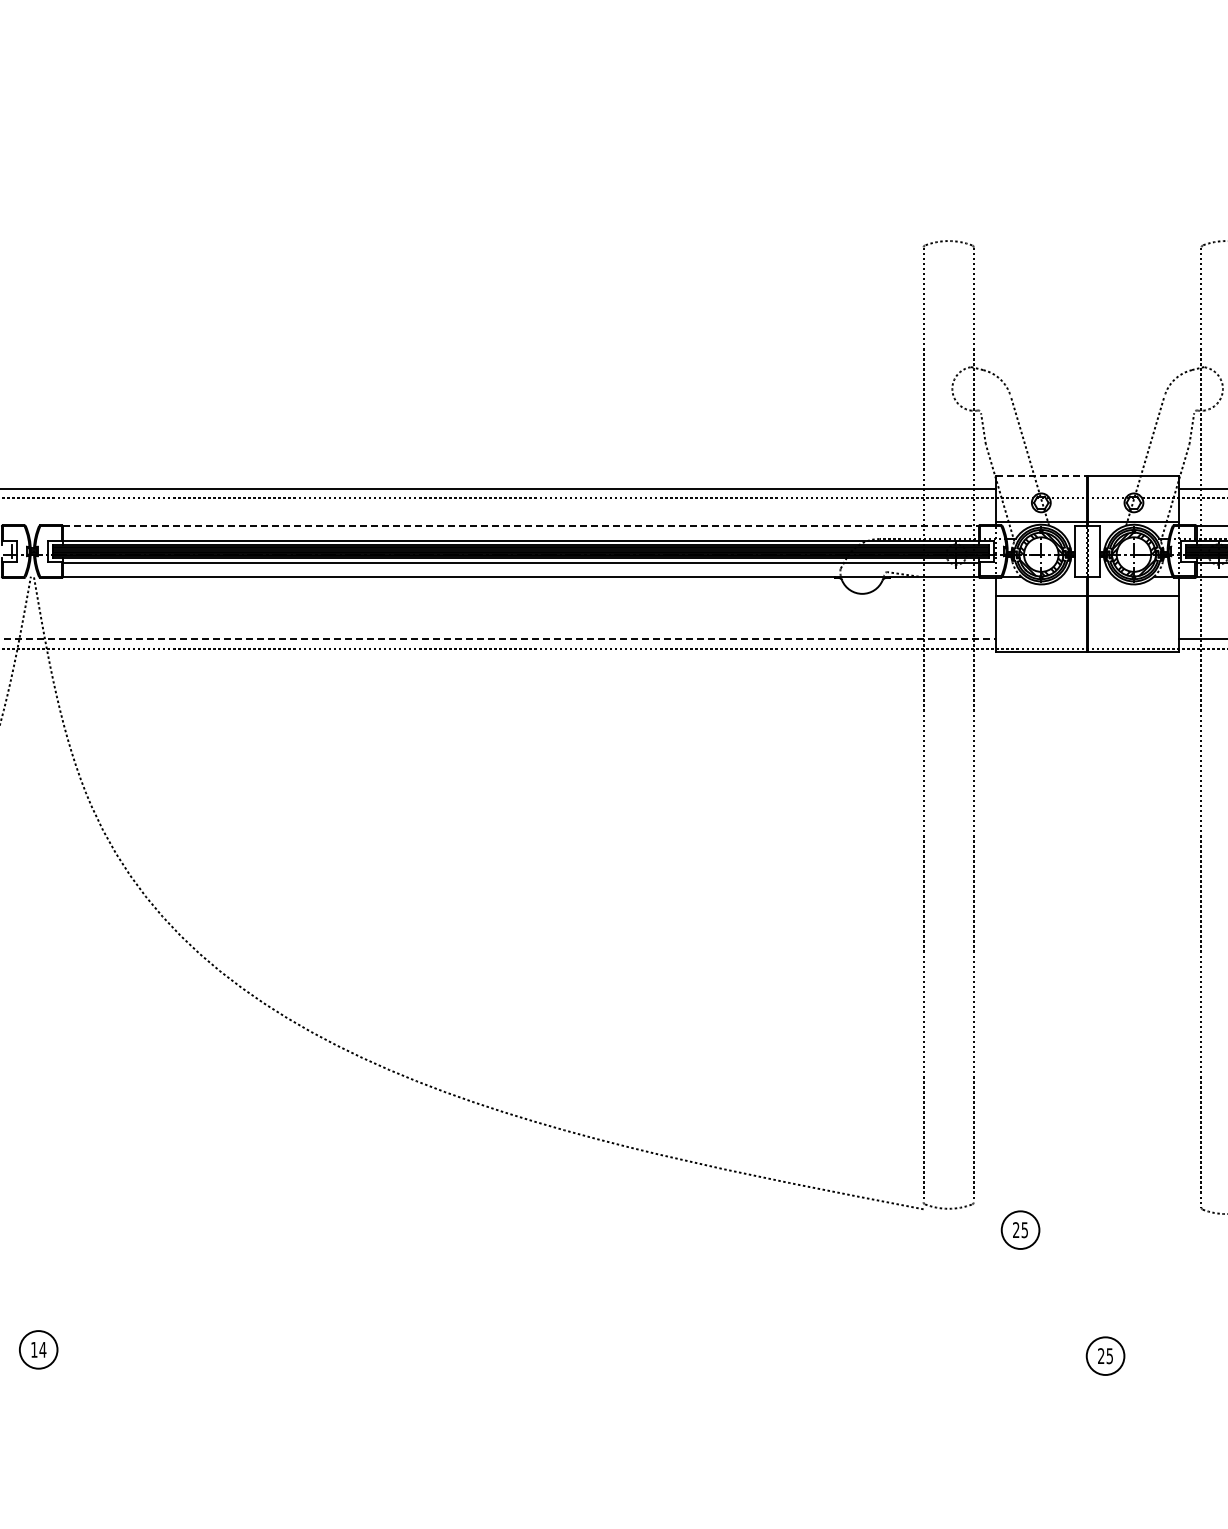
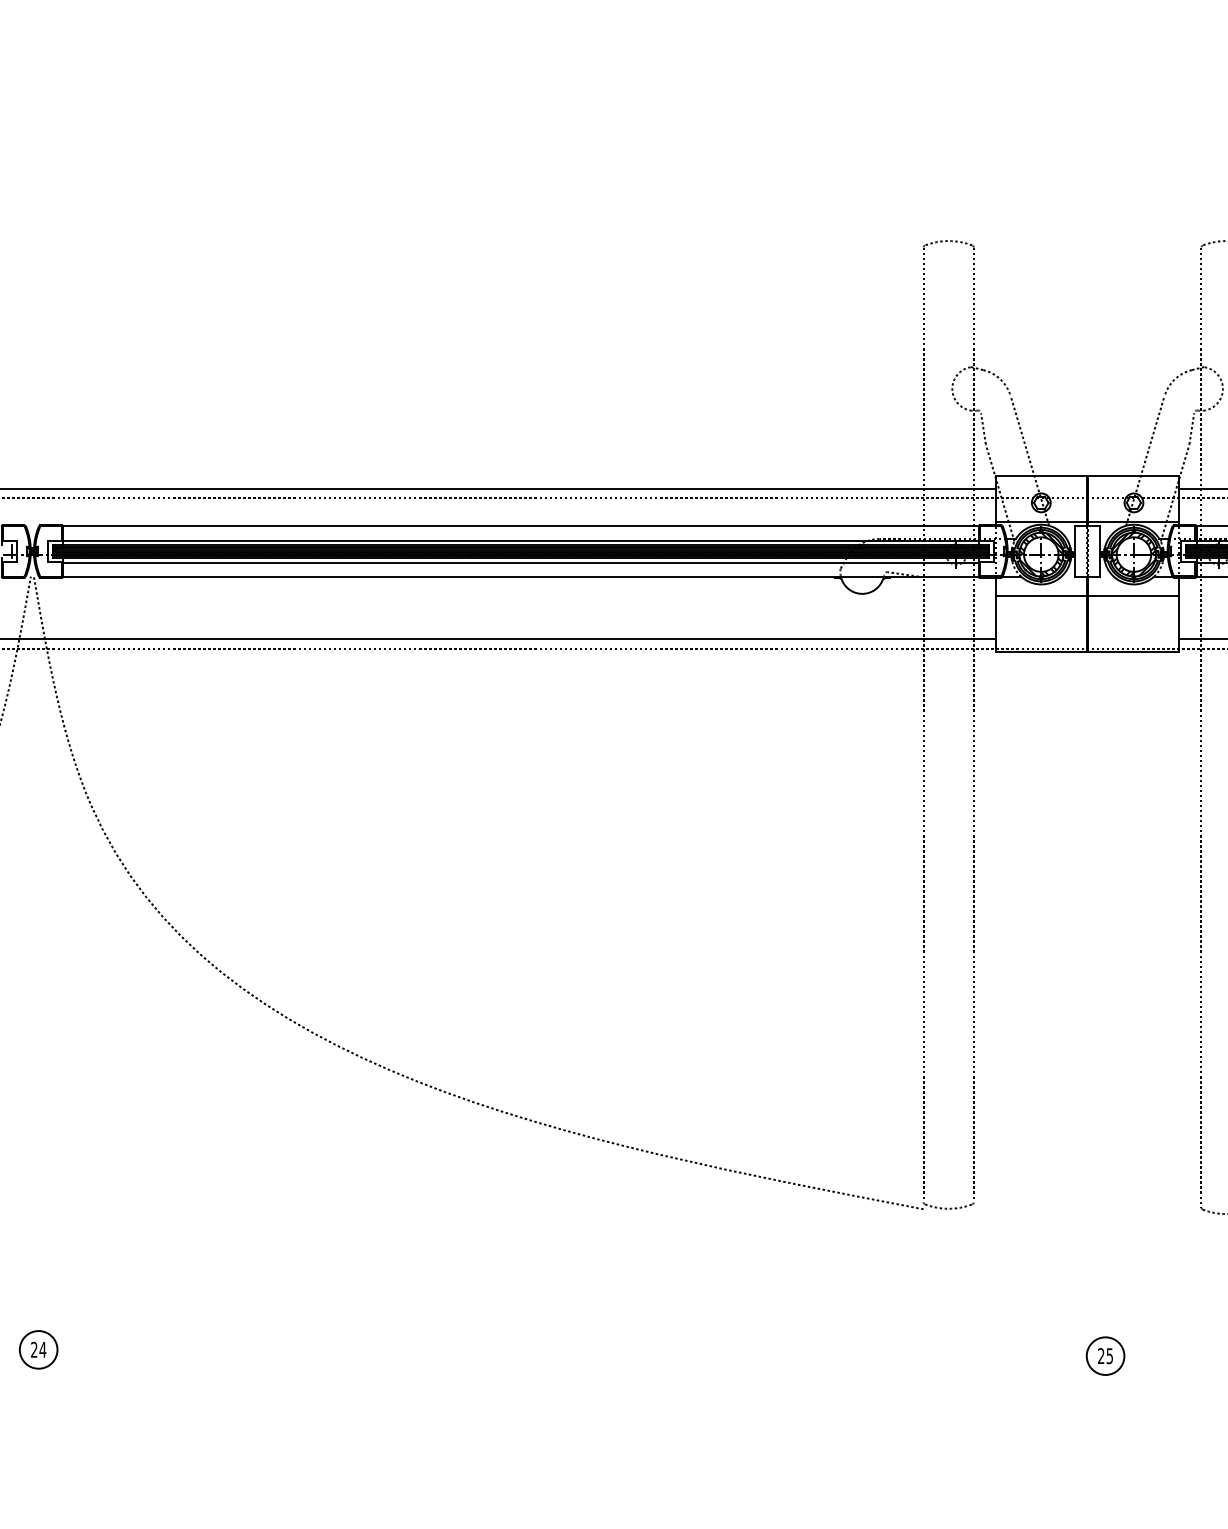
line: dashed -> solid (1041, 476)
line: dashed -> solid (520, 526)
line: dashed -> solid (497, 639)
part: present -> none (1020, 1229)
text: 14 -> 24 (34, 1349)
